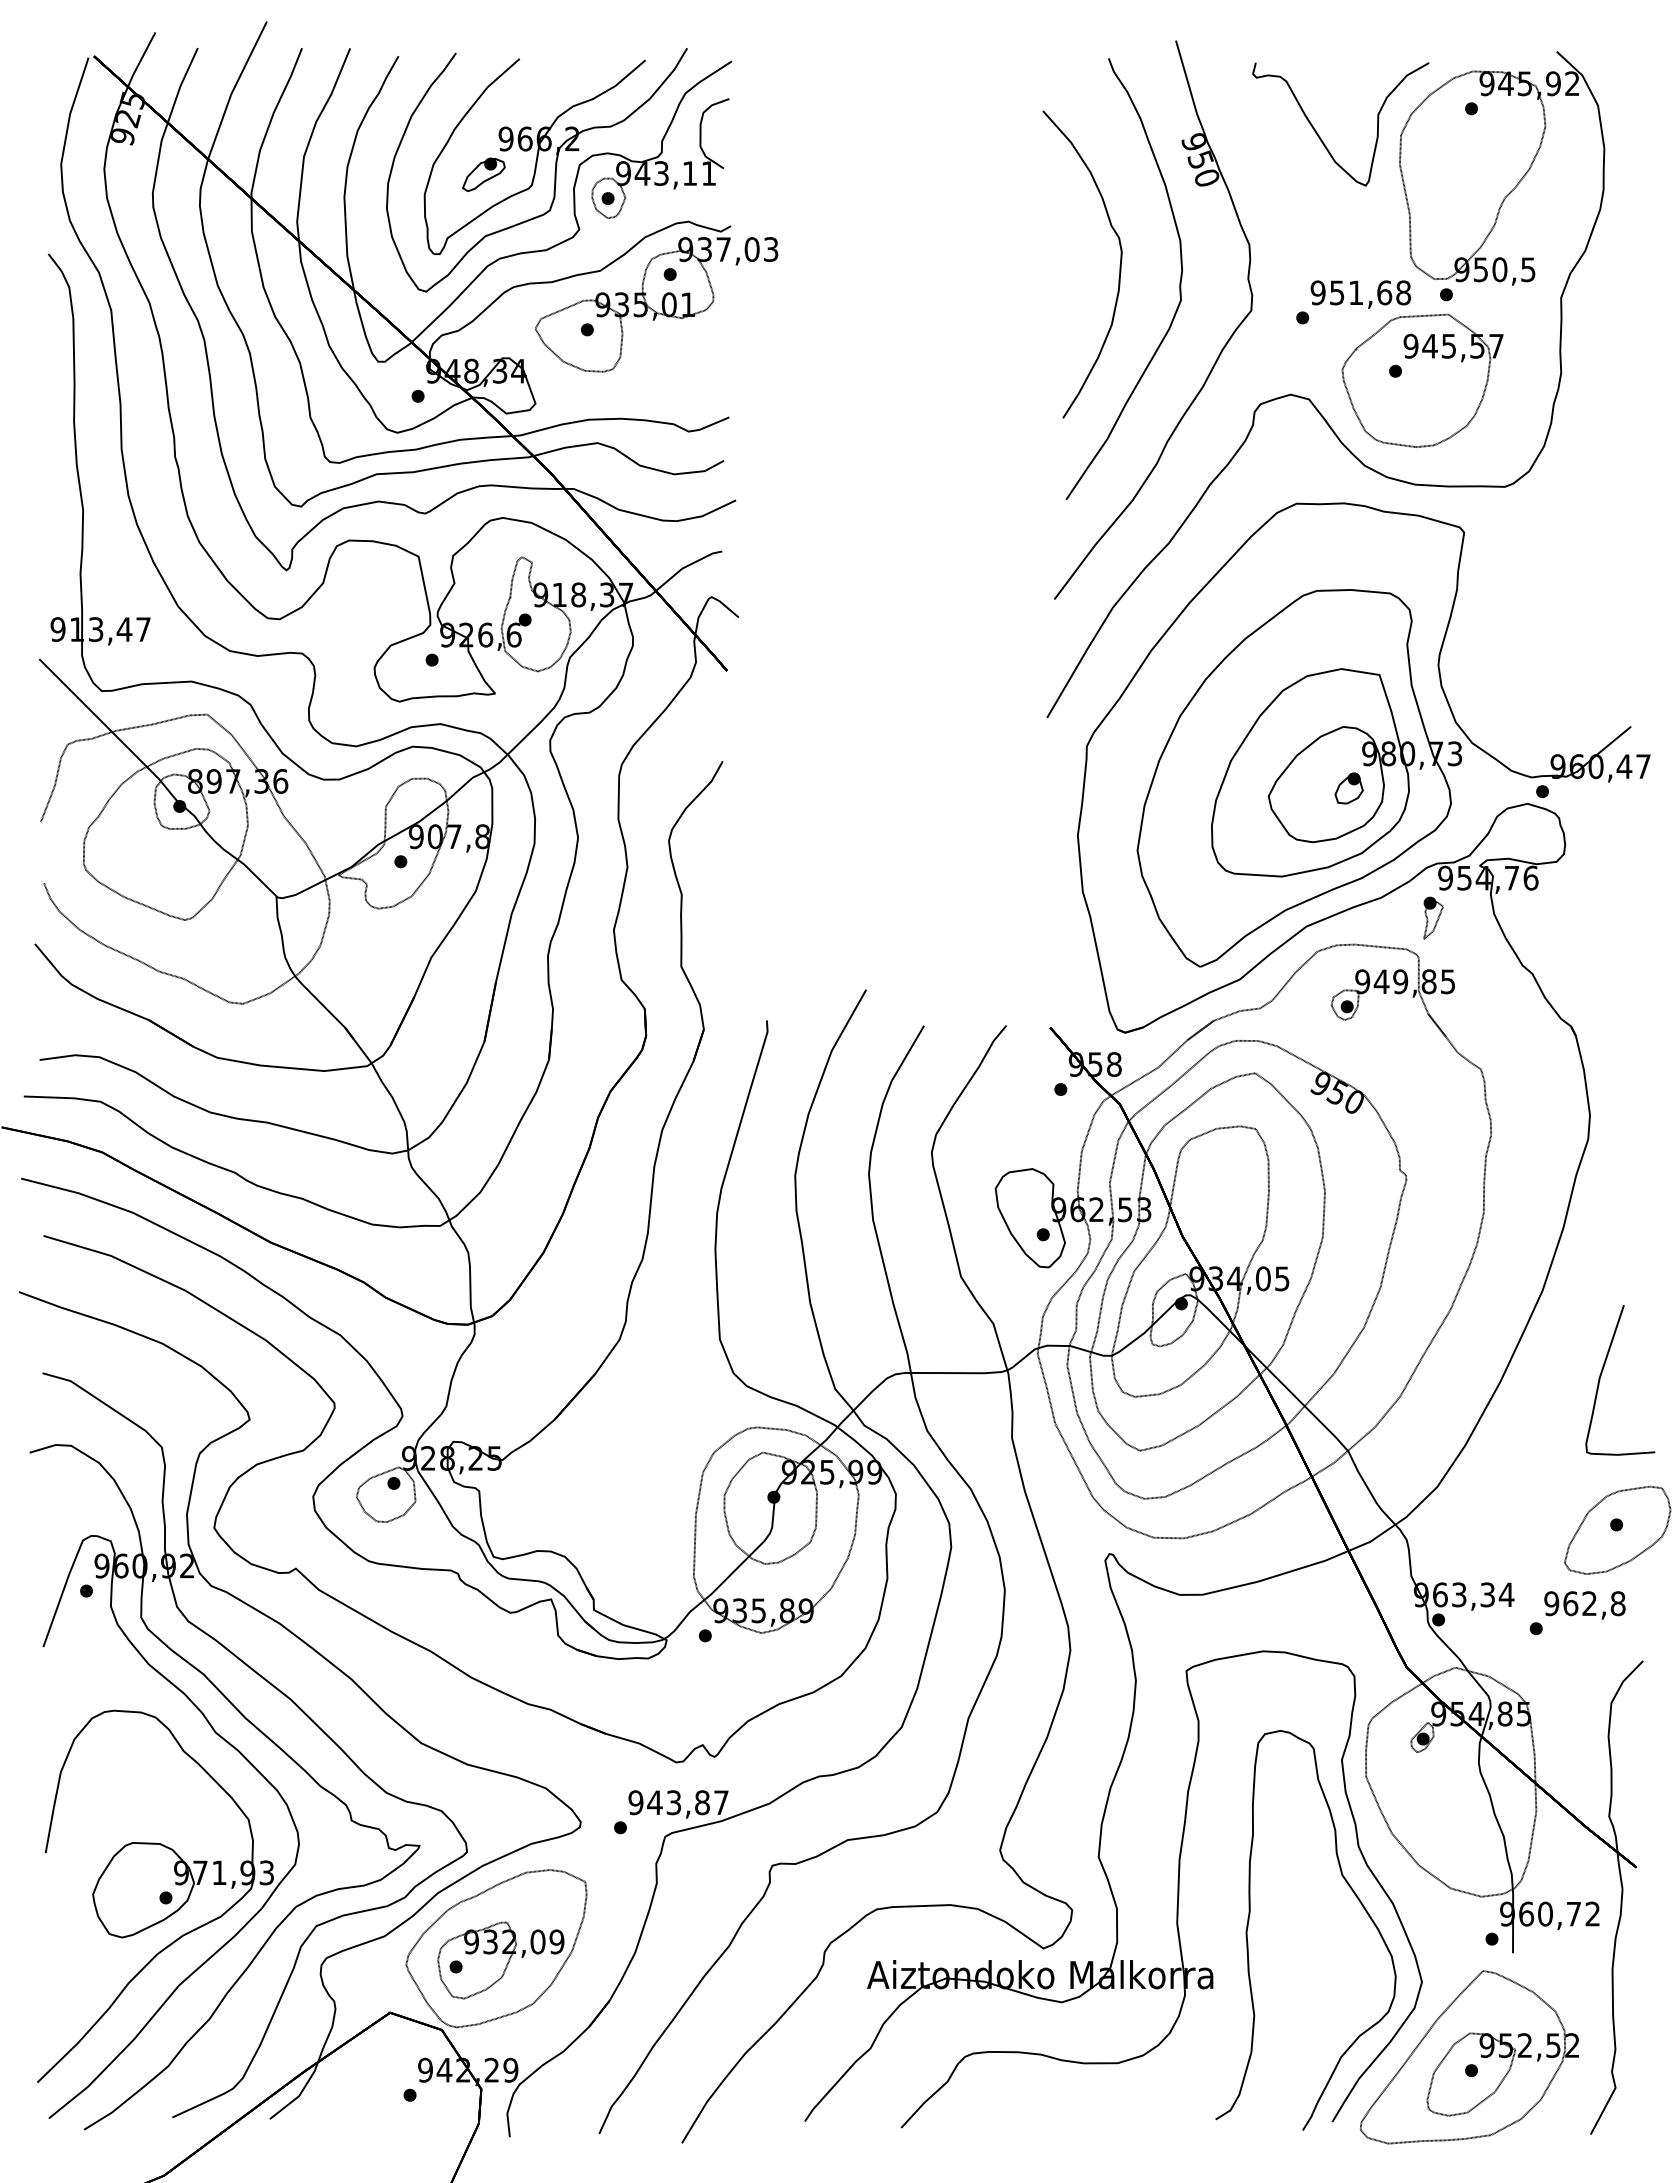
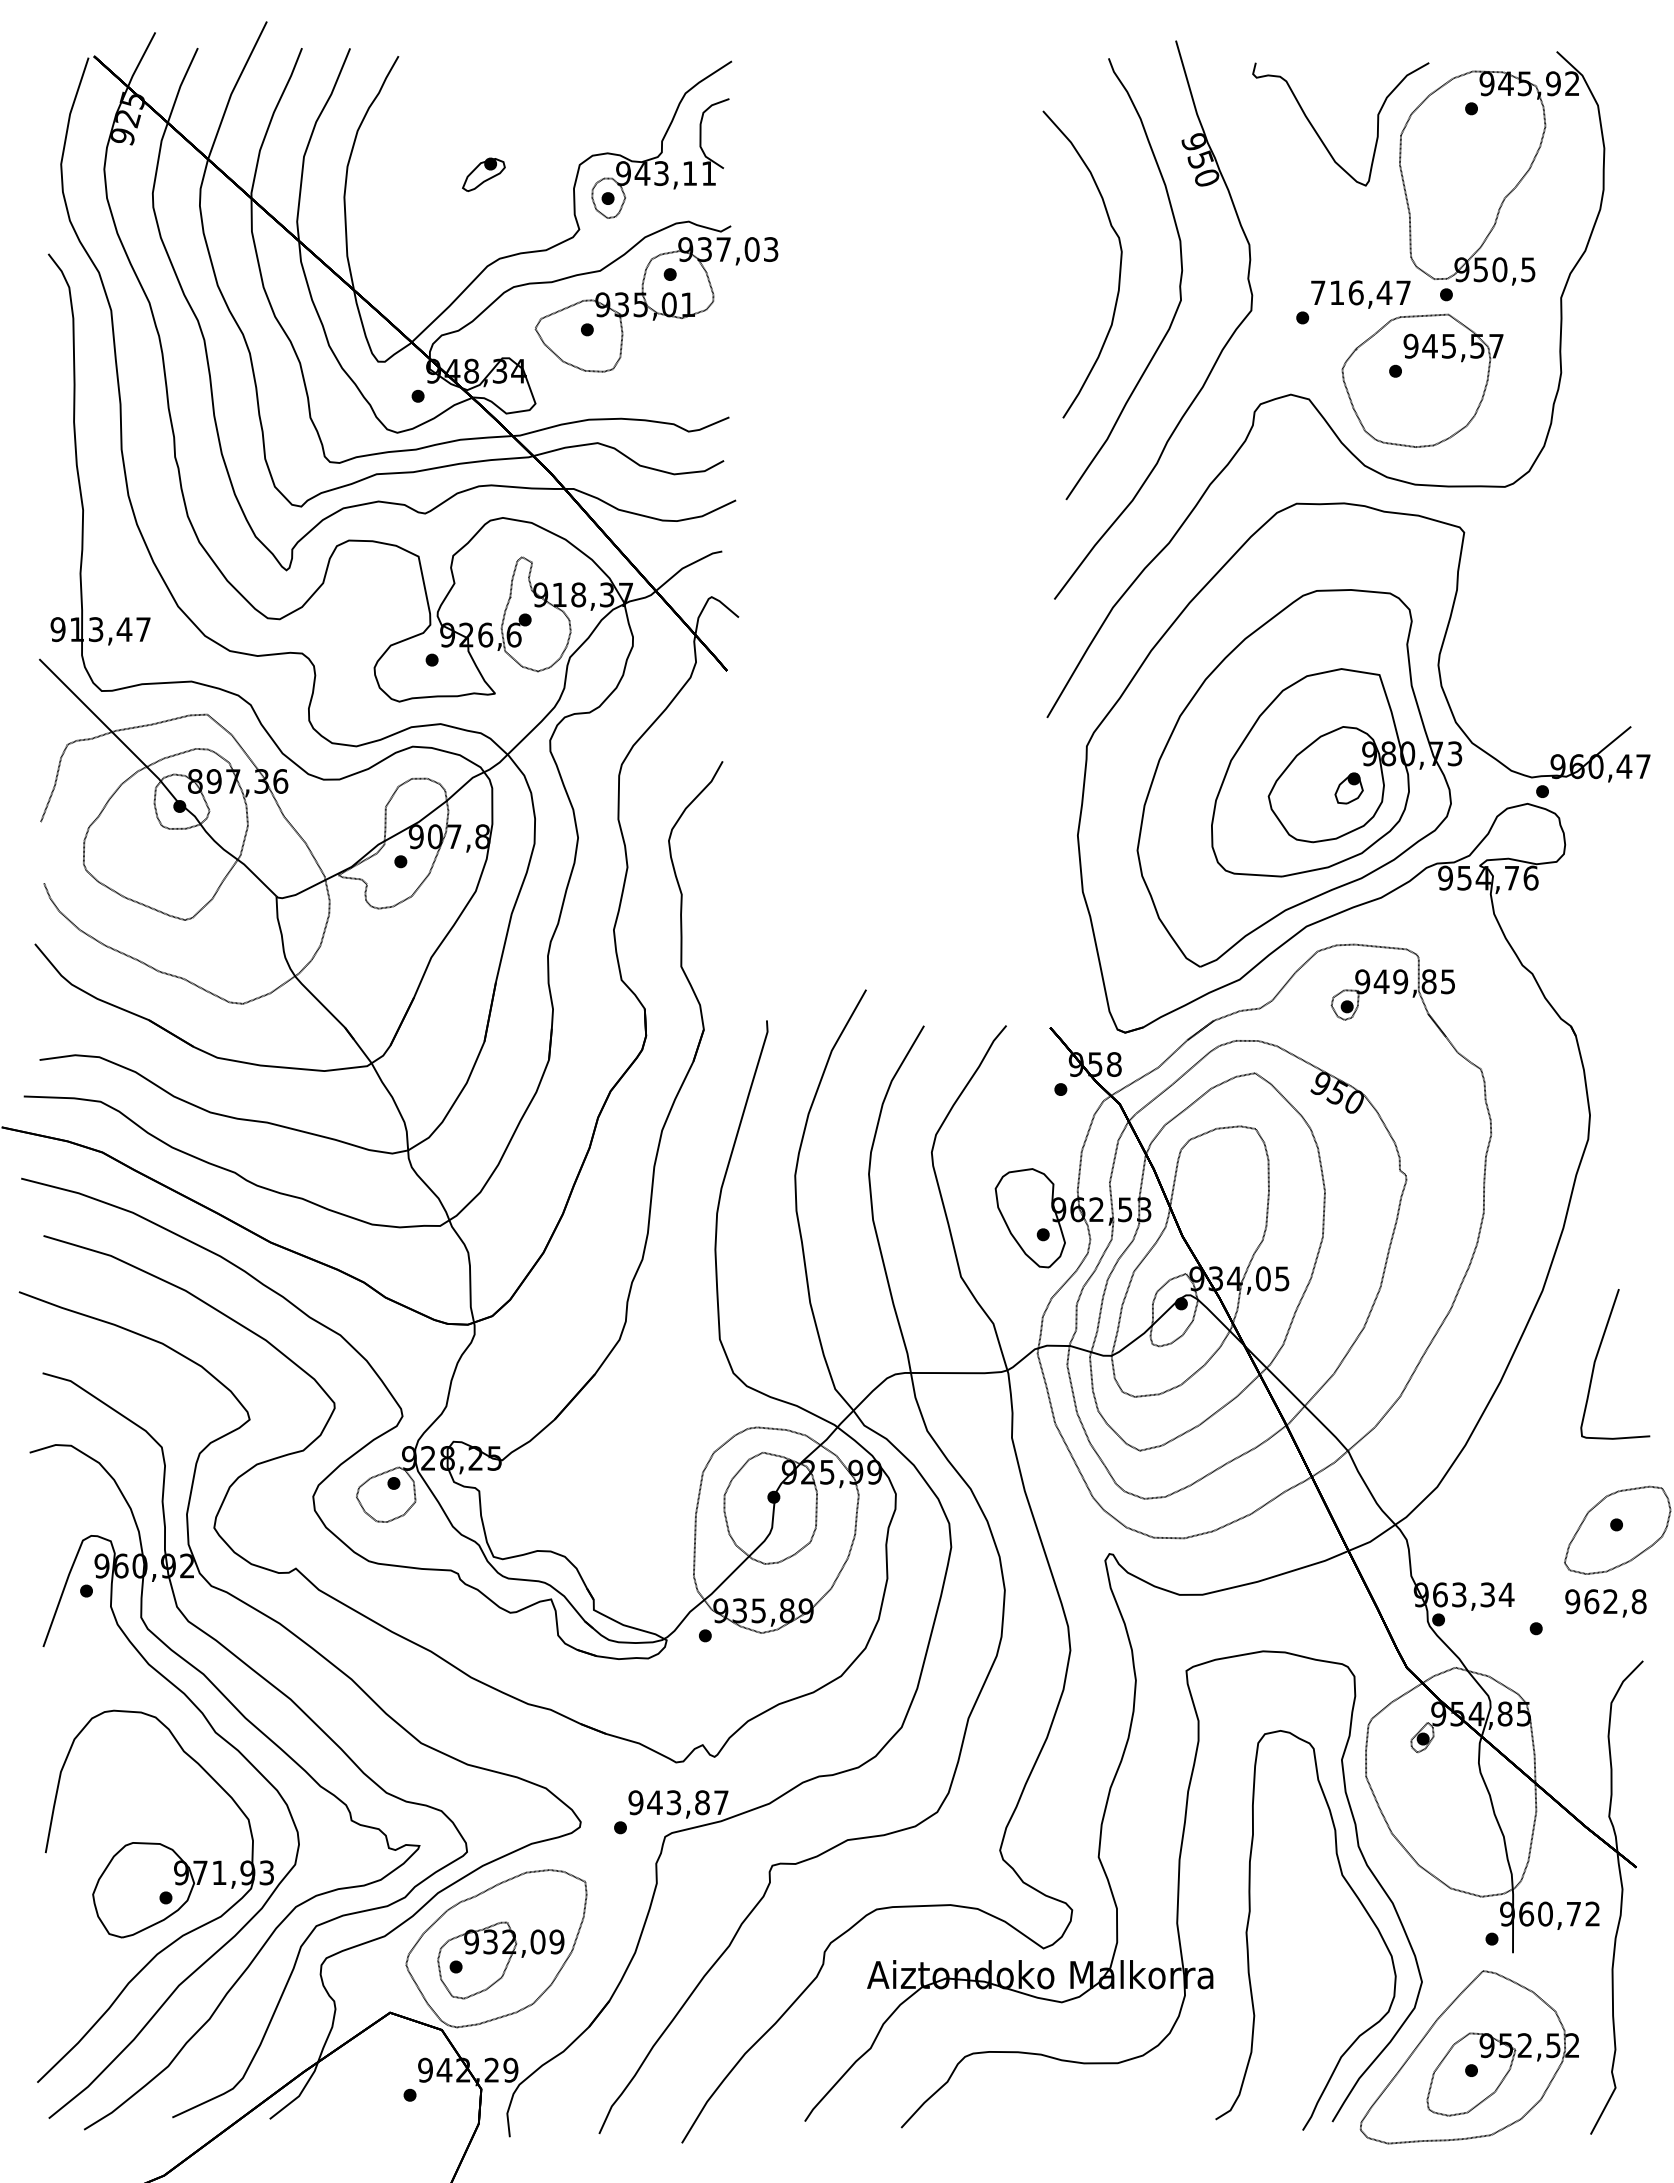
part: present -> none (536, 170)
text: 951,68 -> 716,47 (1360, 292)
part: present -> none (1433, 917)
curve position: (1602, 1373) -> (1597, 1357) (1597, 1357)
text position: (1584, 1605) -> (1605, 1603) (1605, 1603)
